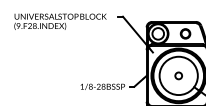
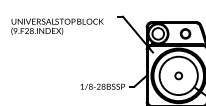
text position: (60, 21) -> (57, 26) (57, 26)
